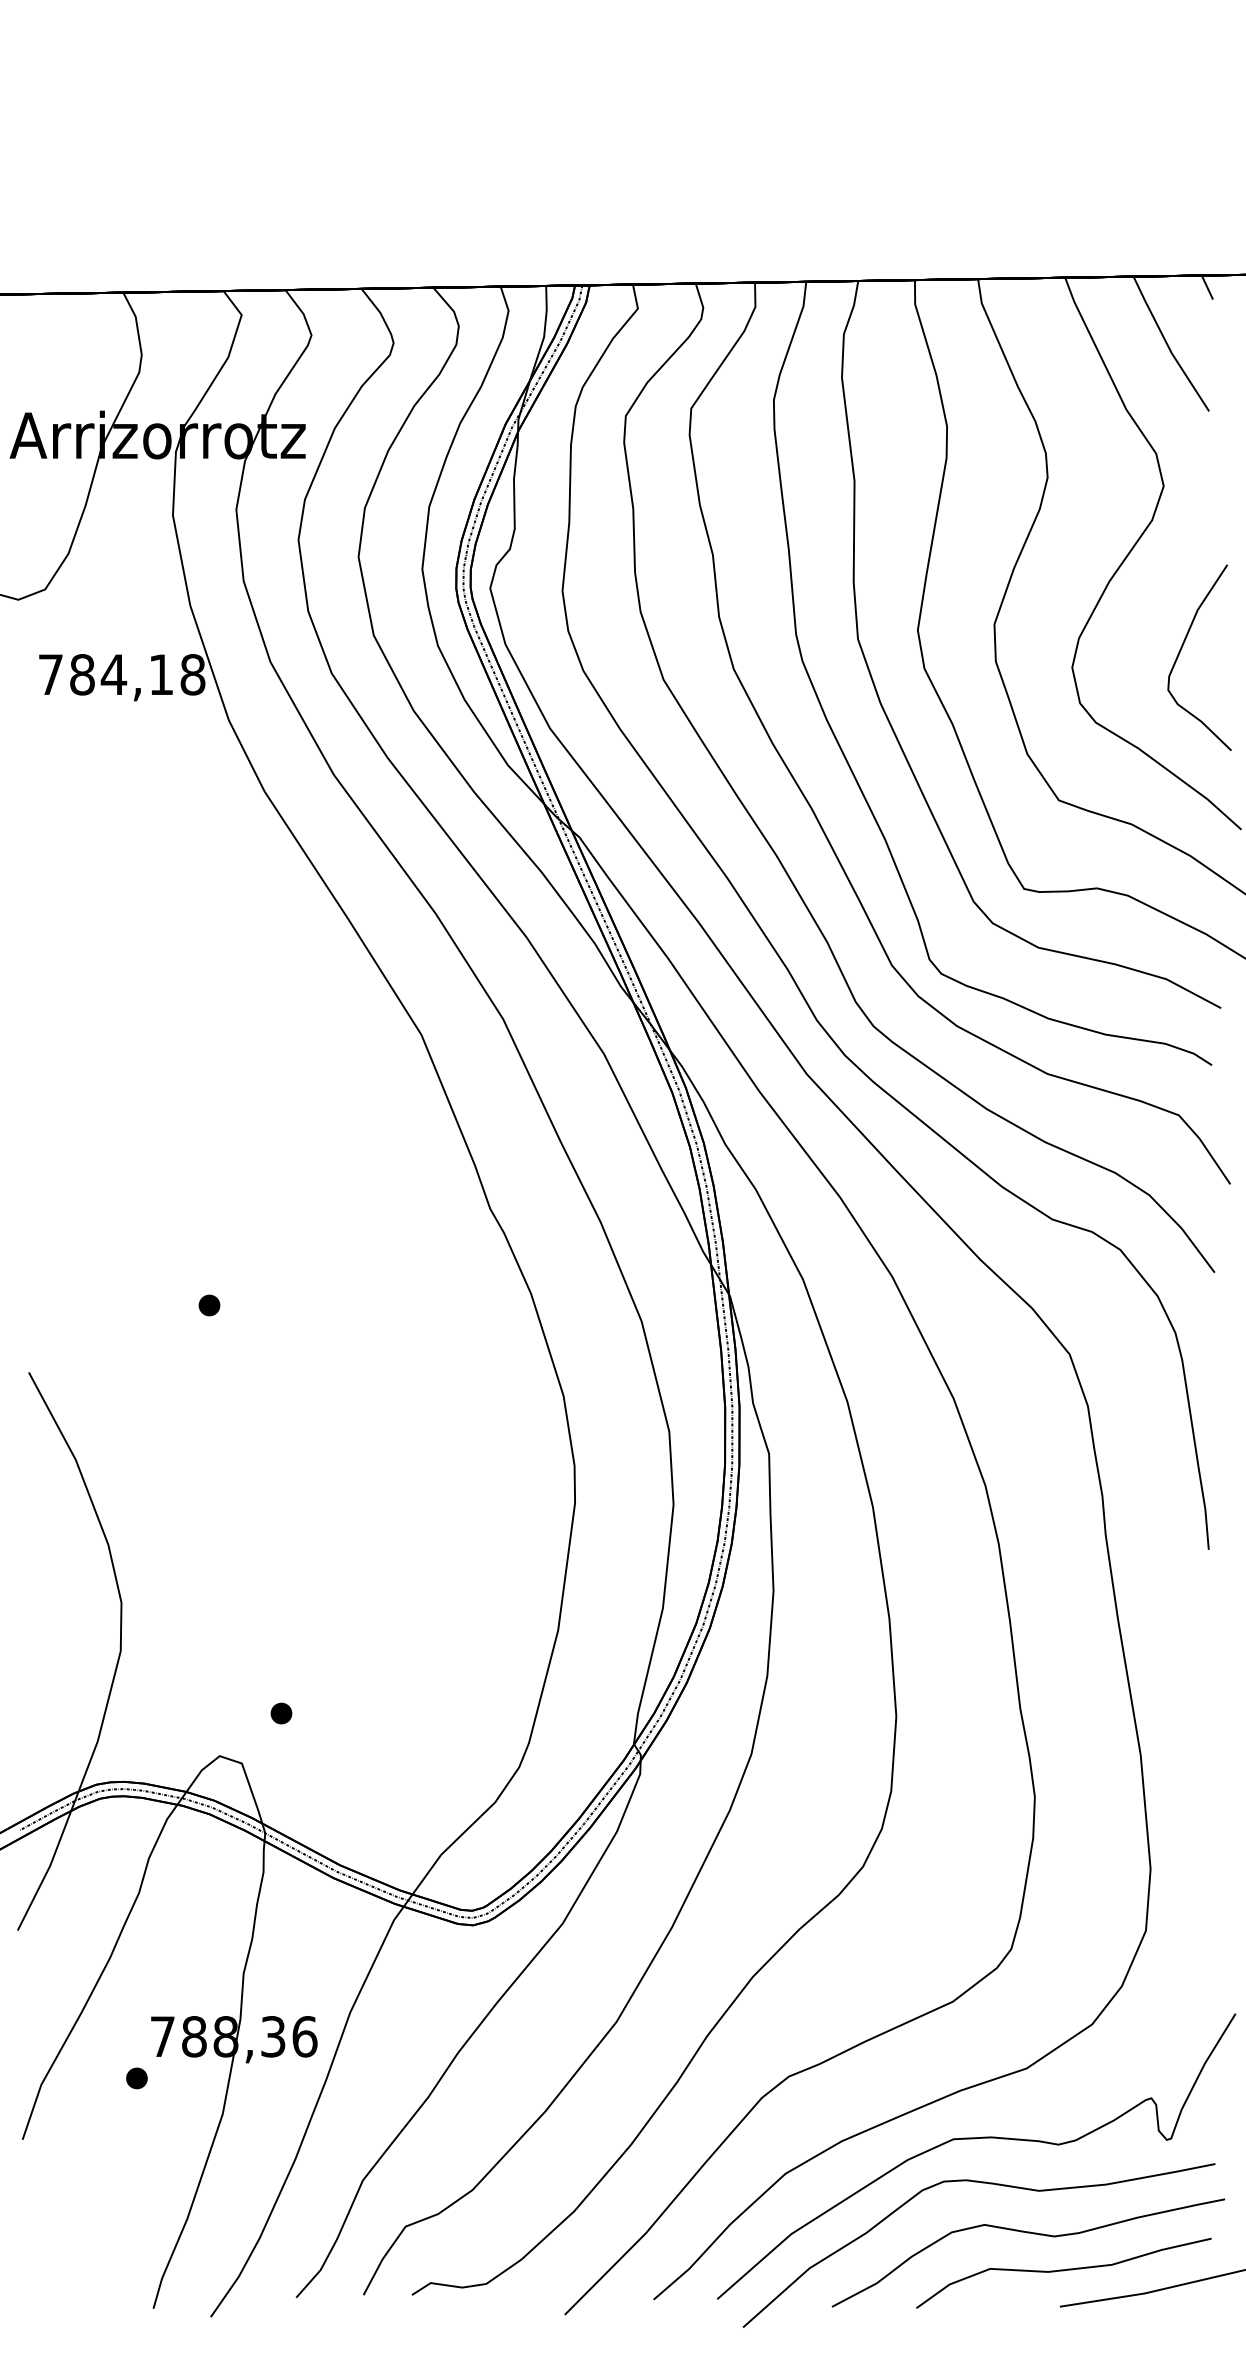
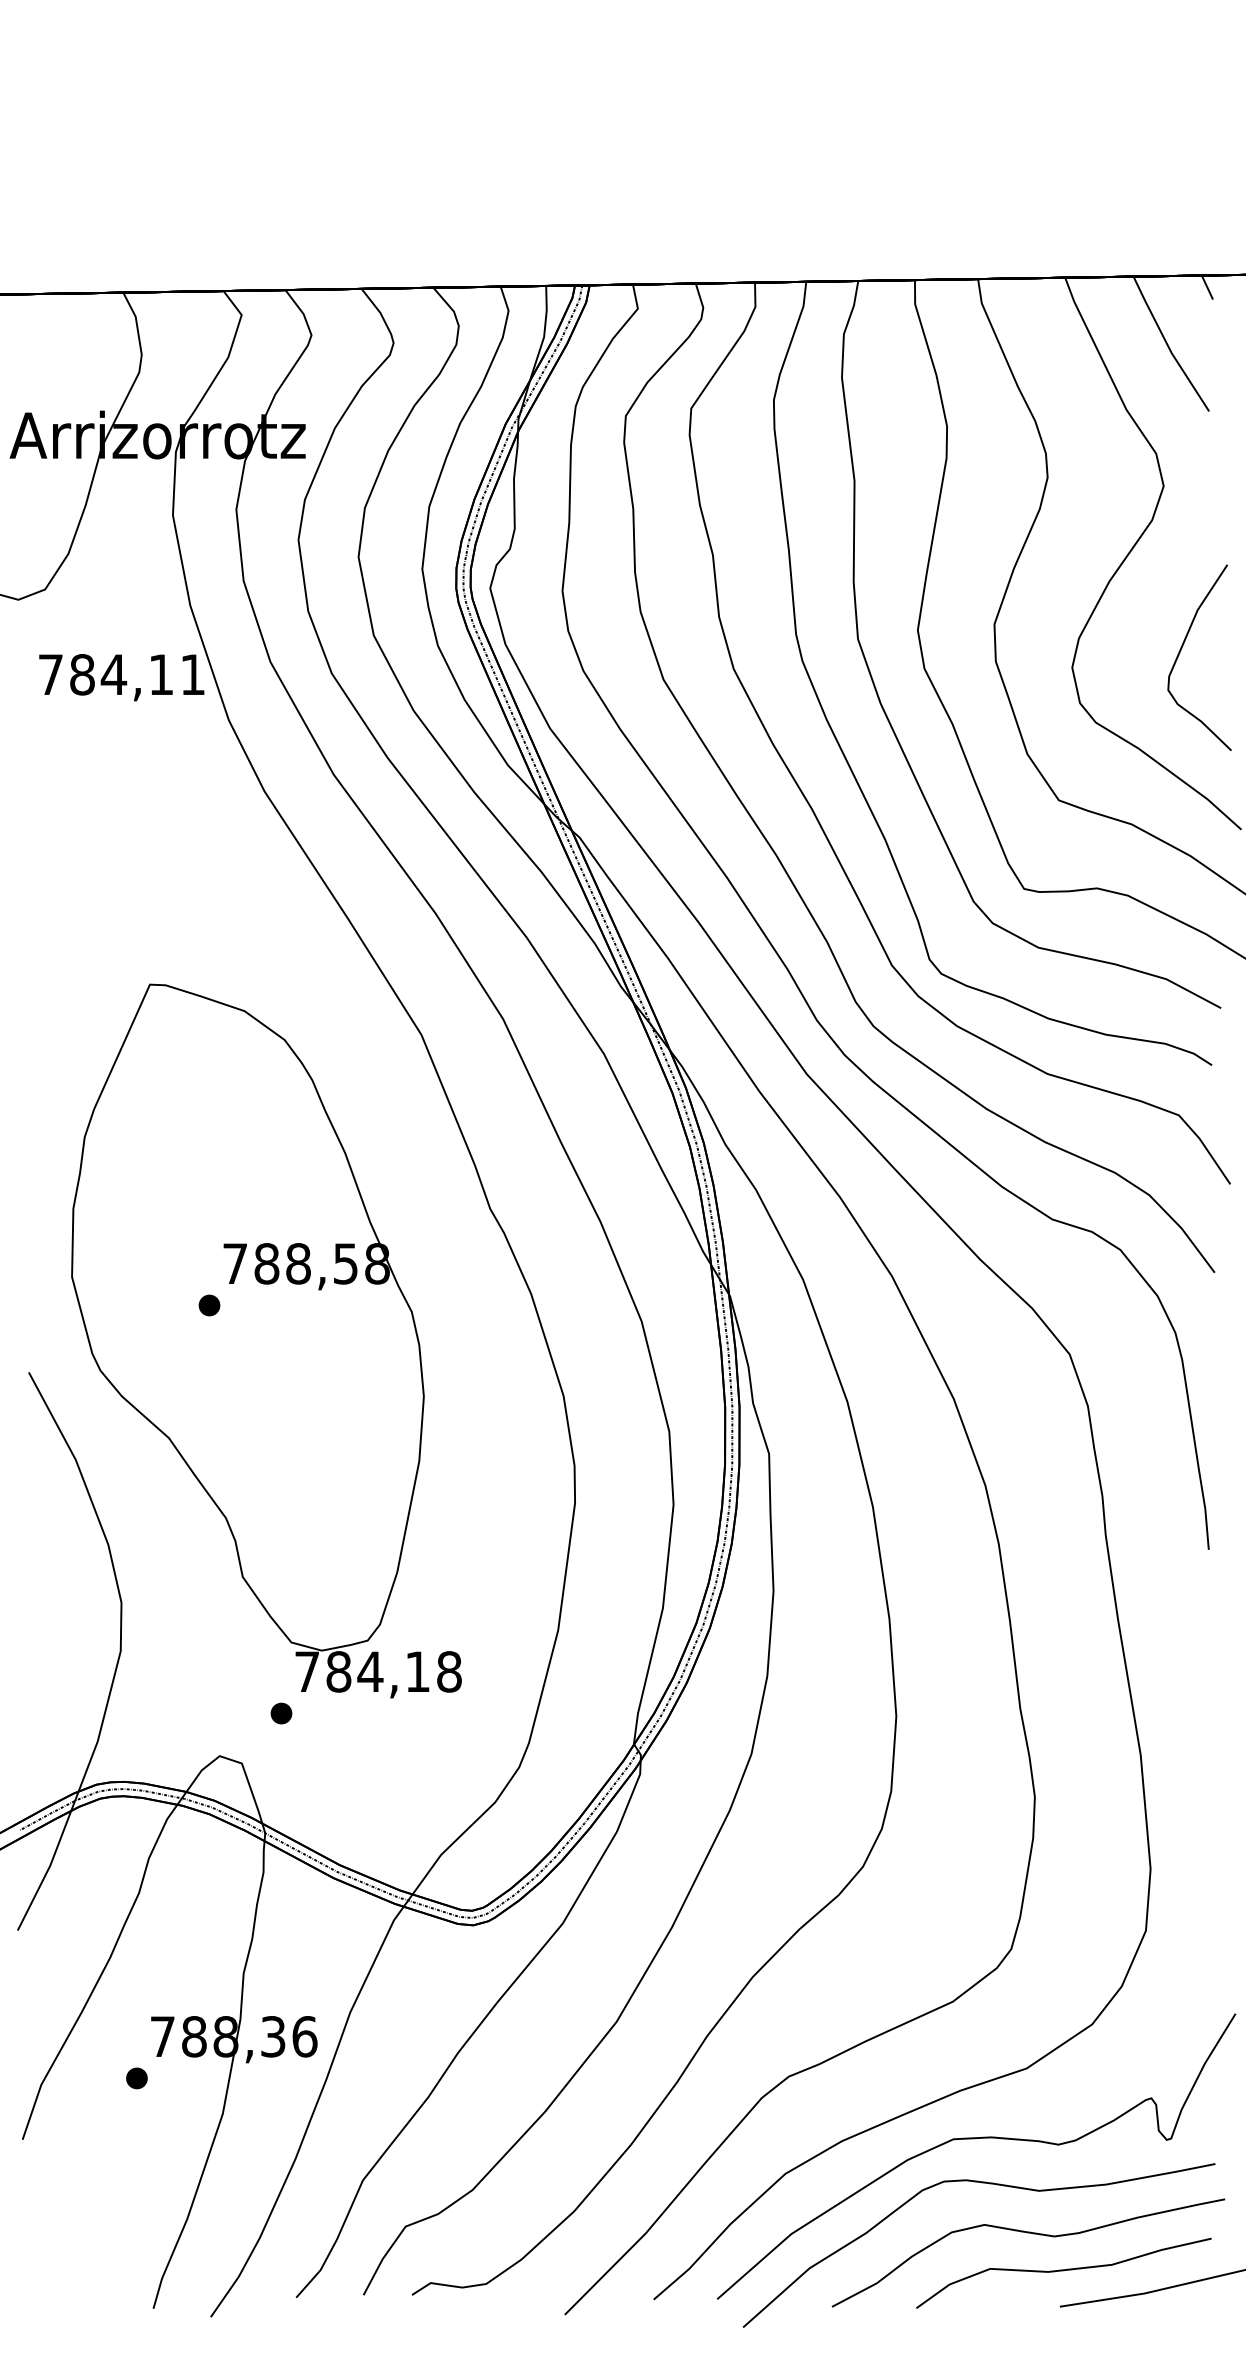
text: 784,18 -> 784,11 (192, 674)
part: none -> present (266, 1340)
